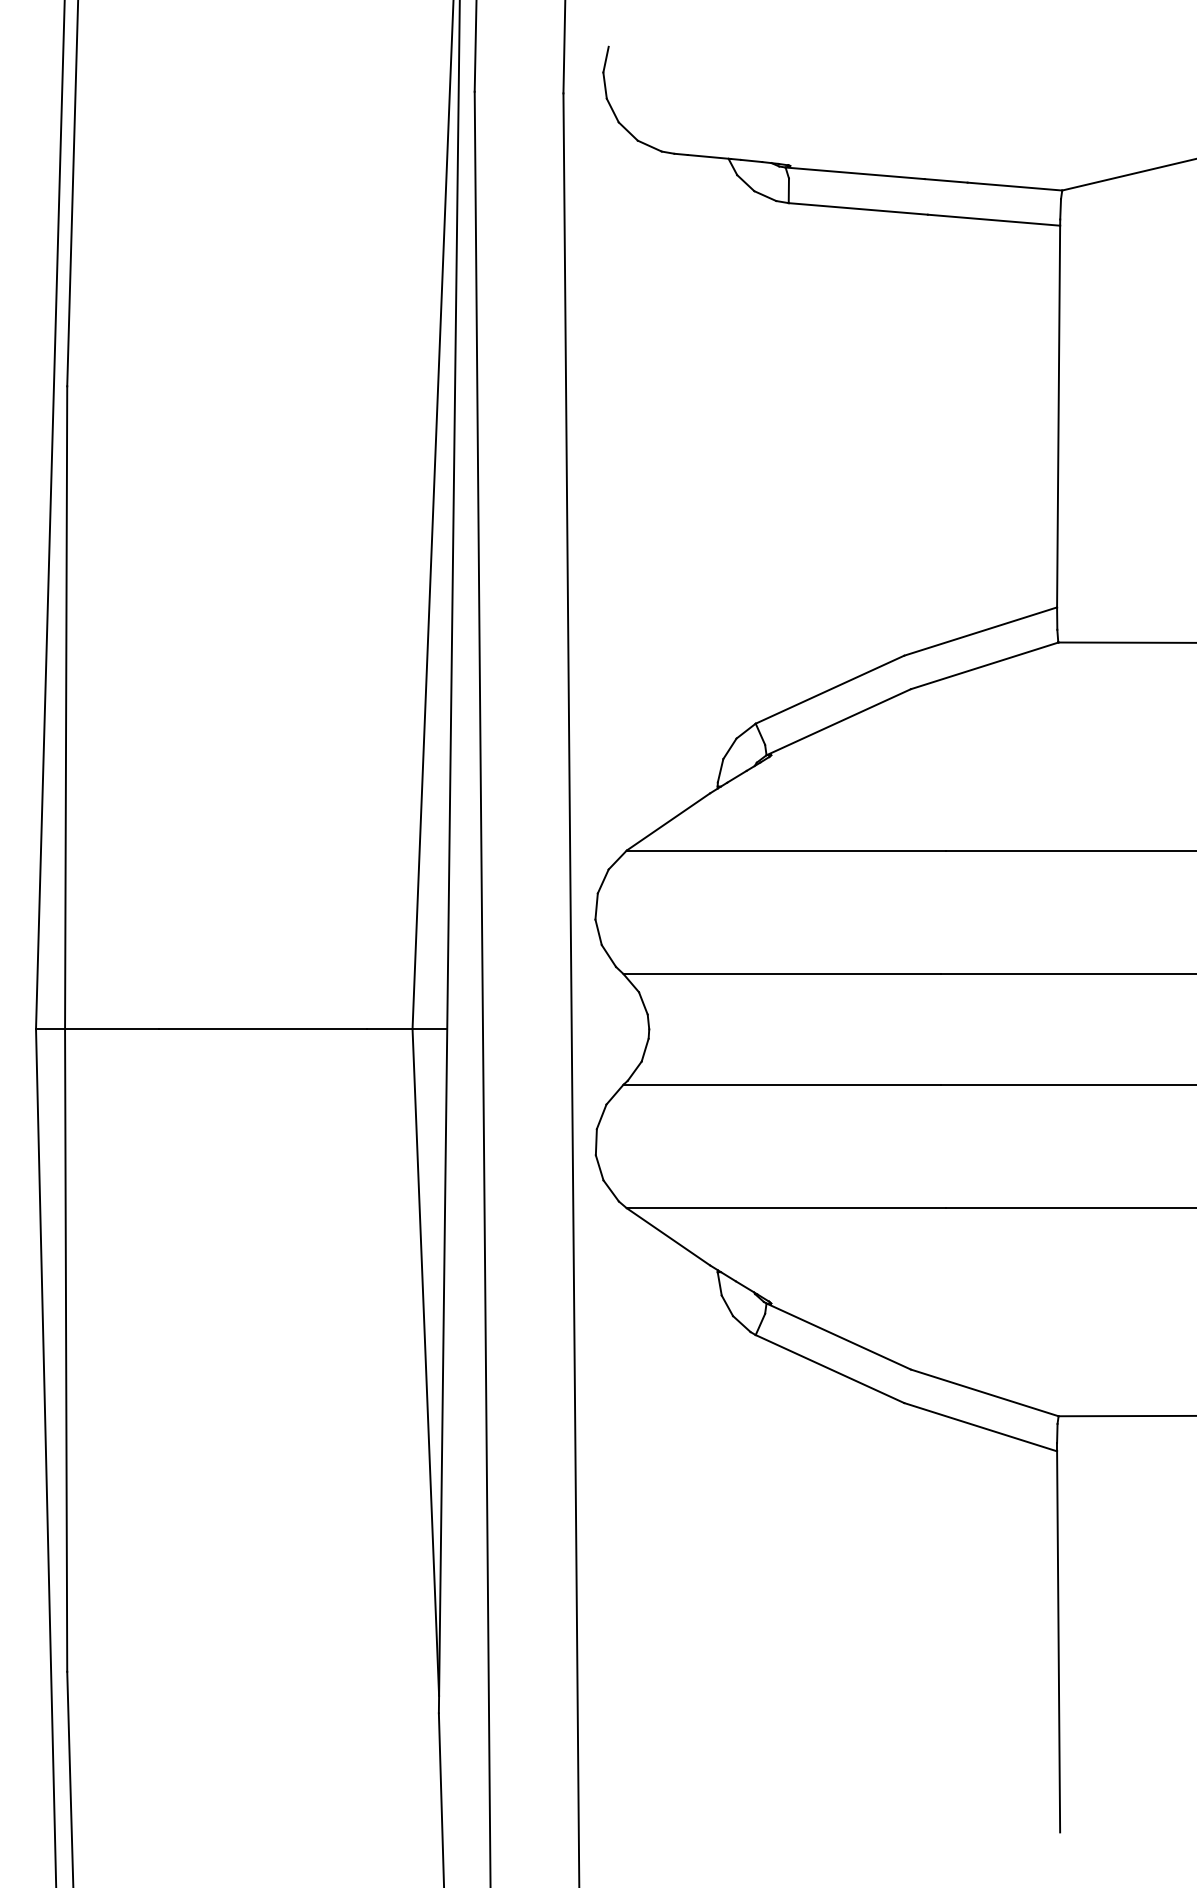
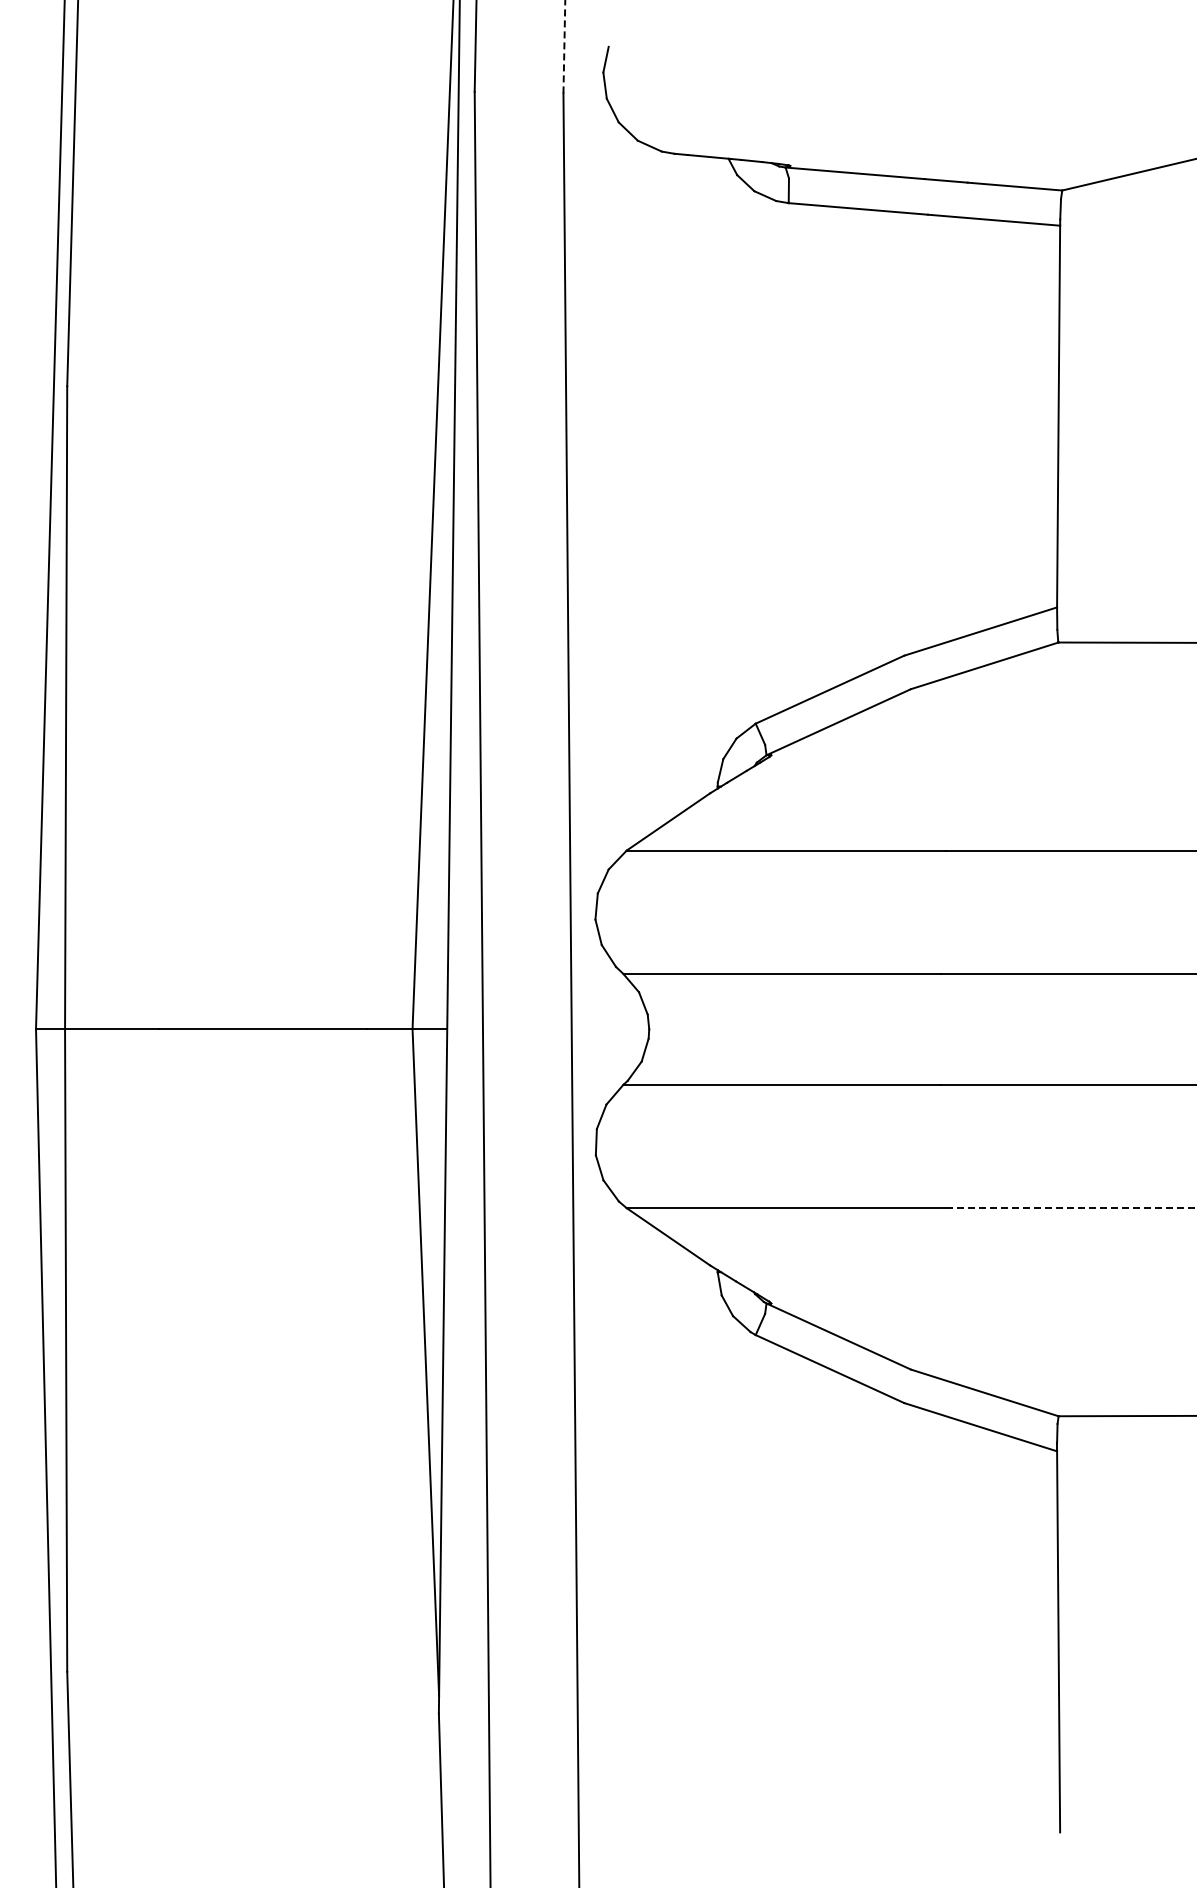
line: solid -> dashed (564, 46)
line: solid -> dashed (1071, 1208)
